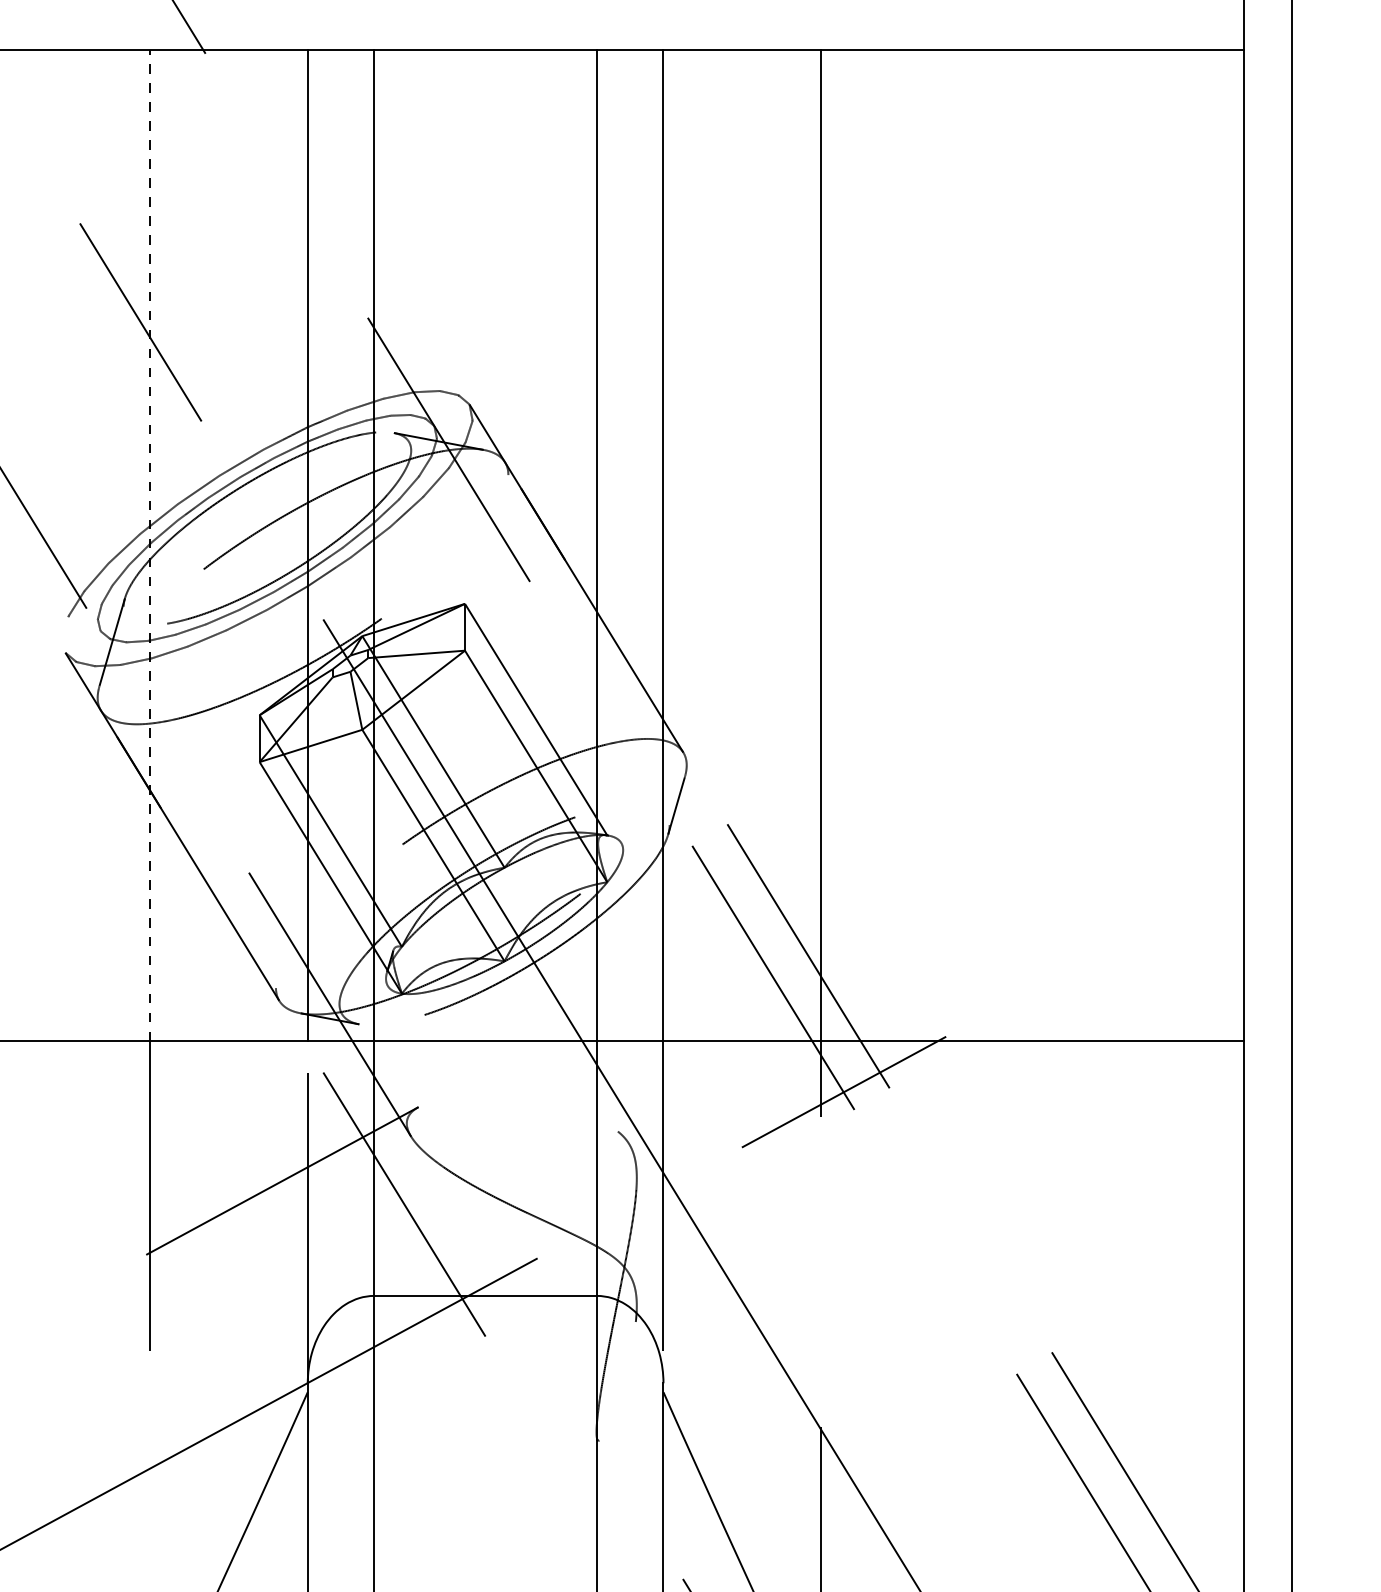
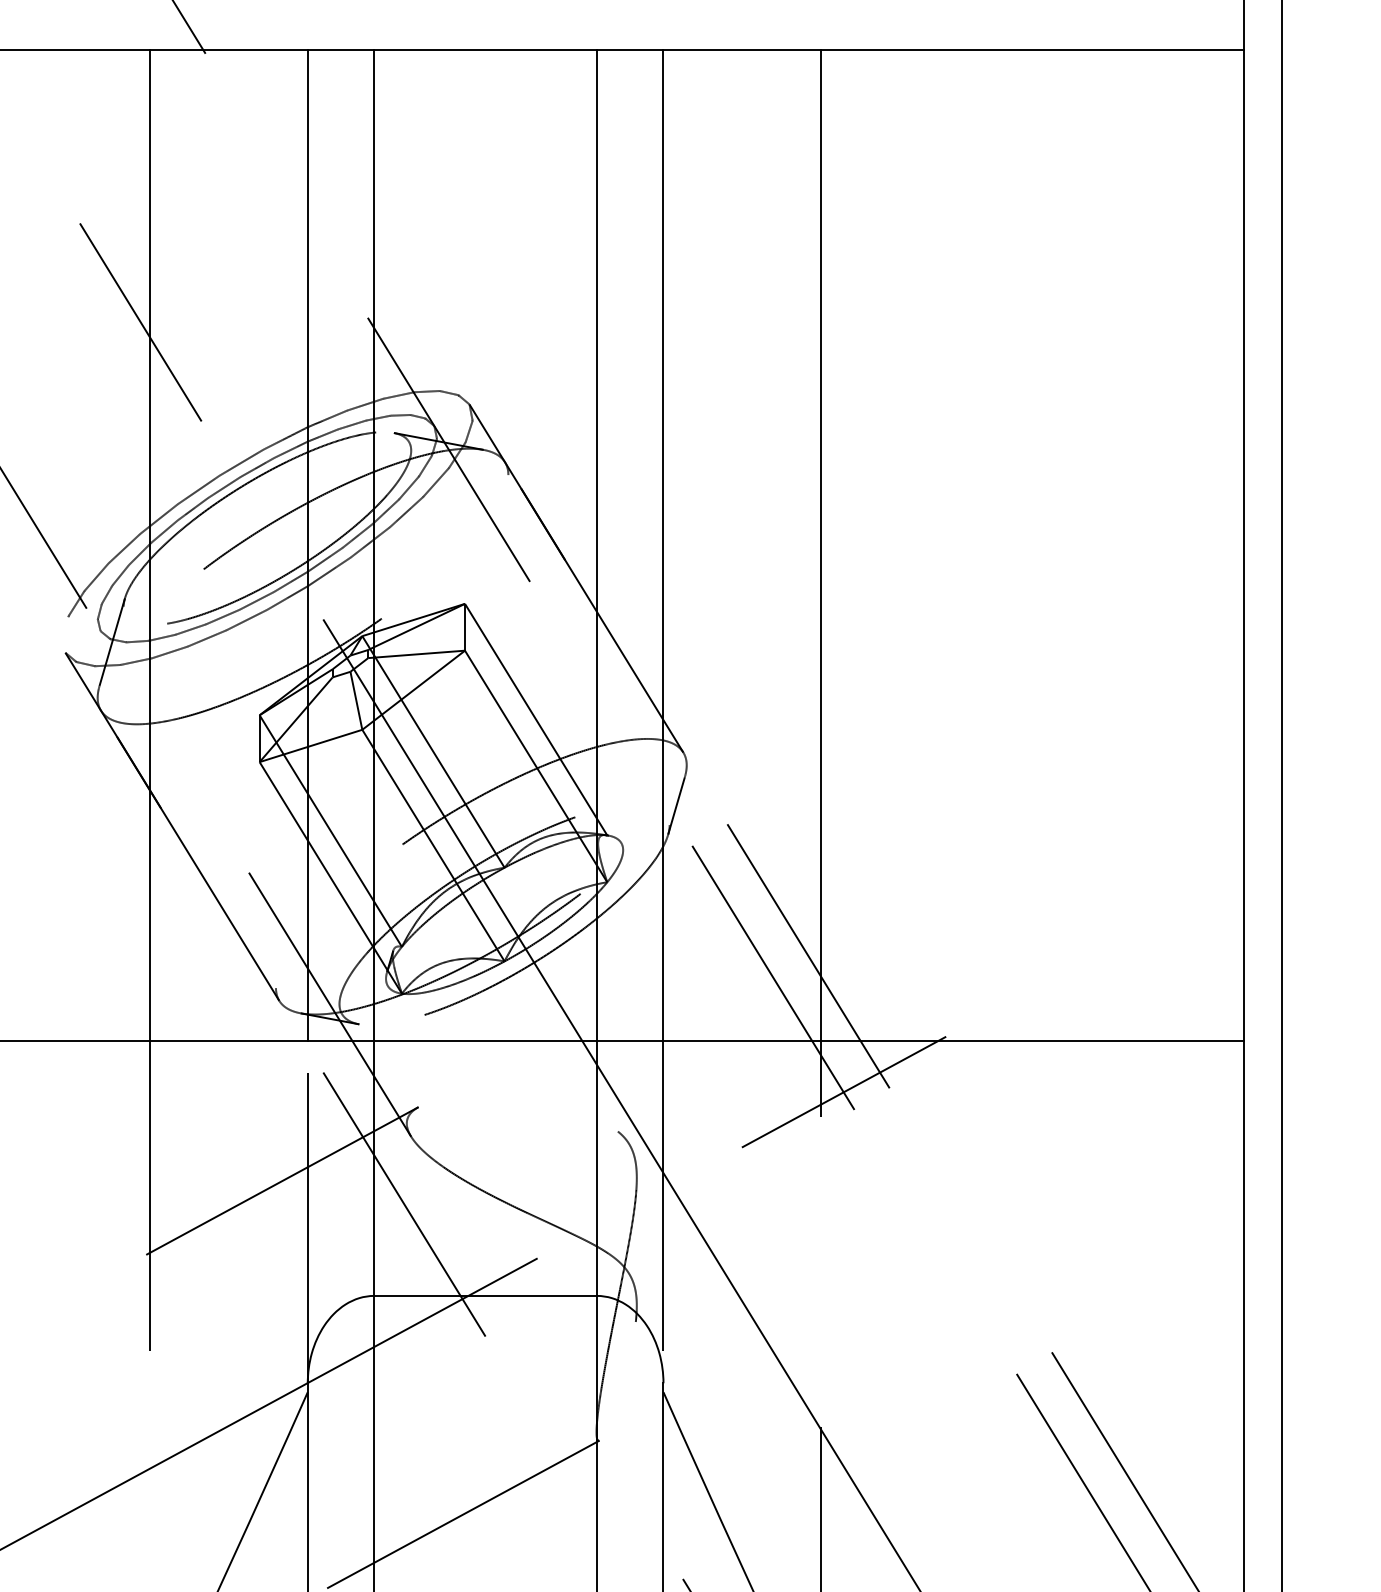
line: dashed -> solid (150, 545)
line position: (1292, 795) -> (1282, 795) (1282, 795)
line: none -> present (462, 1514)
